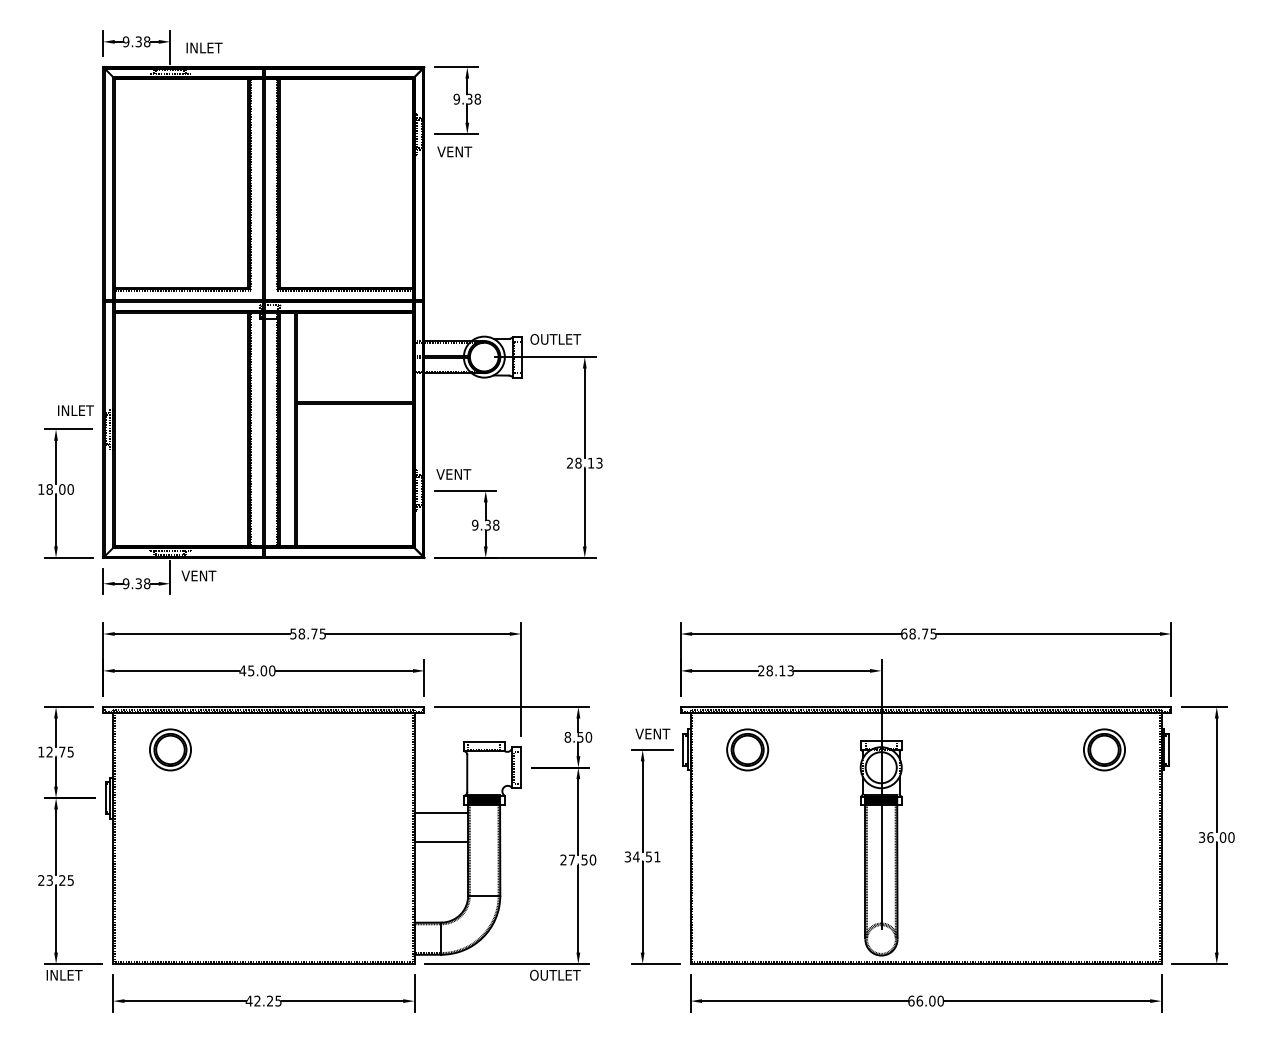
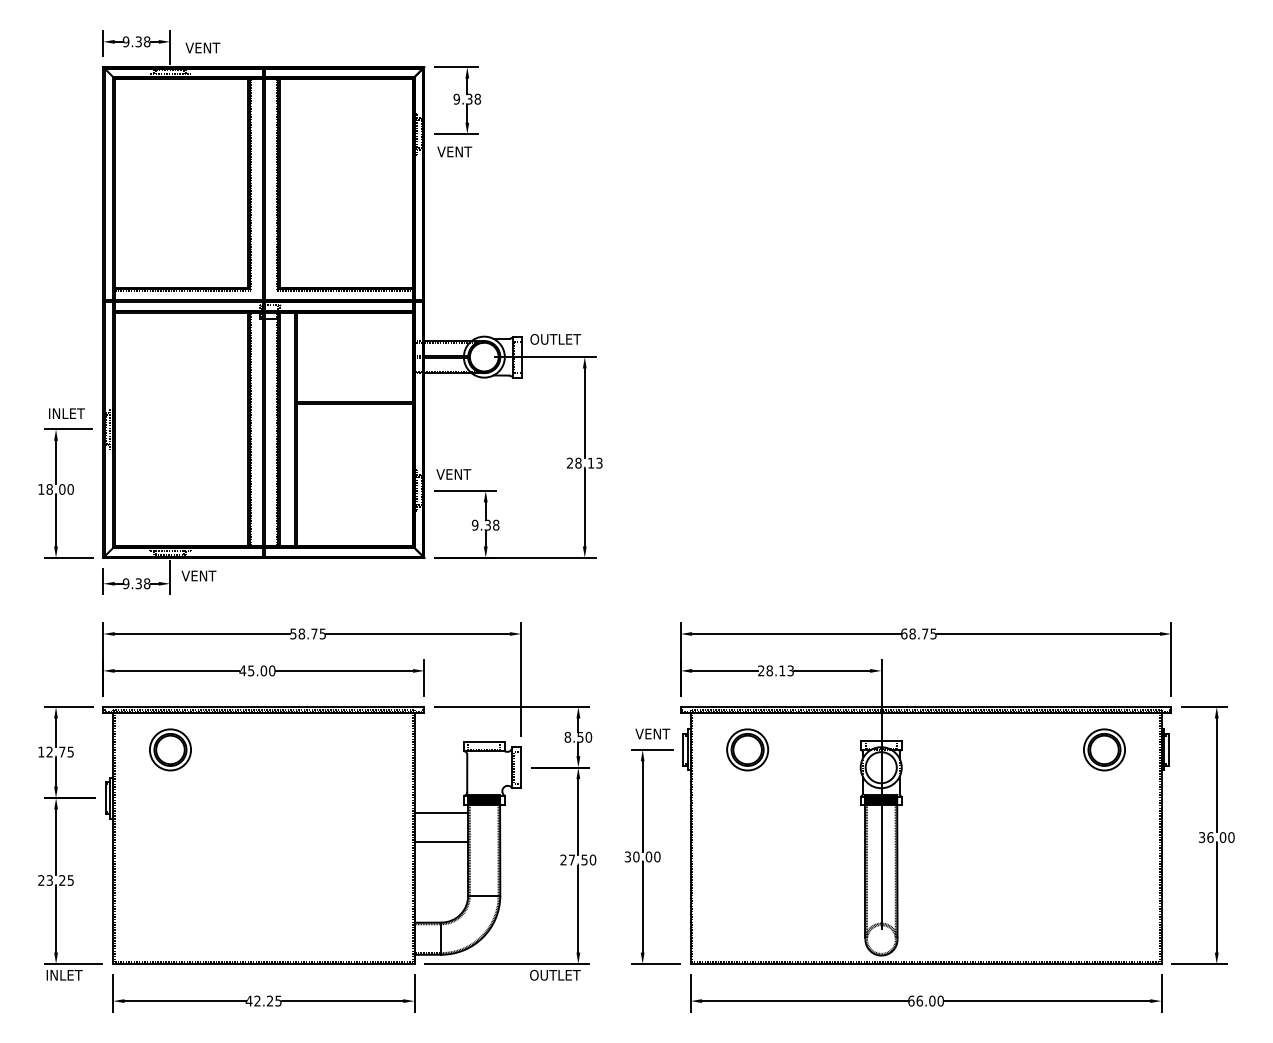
text: INLET -> VENT (203, 47)
text position: (75, 410) -> (66, 413) (66, 413)
text: 34.51 -> 30.00 (646, 856)
